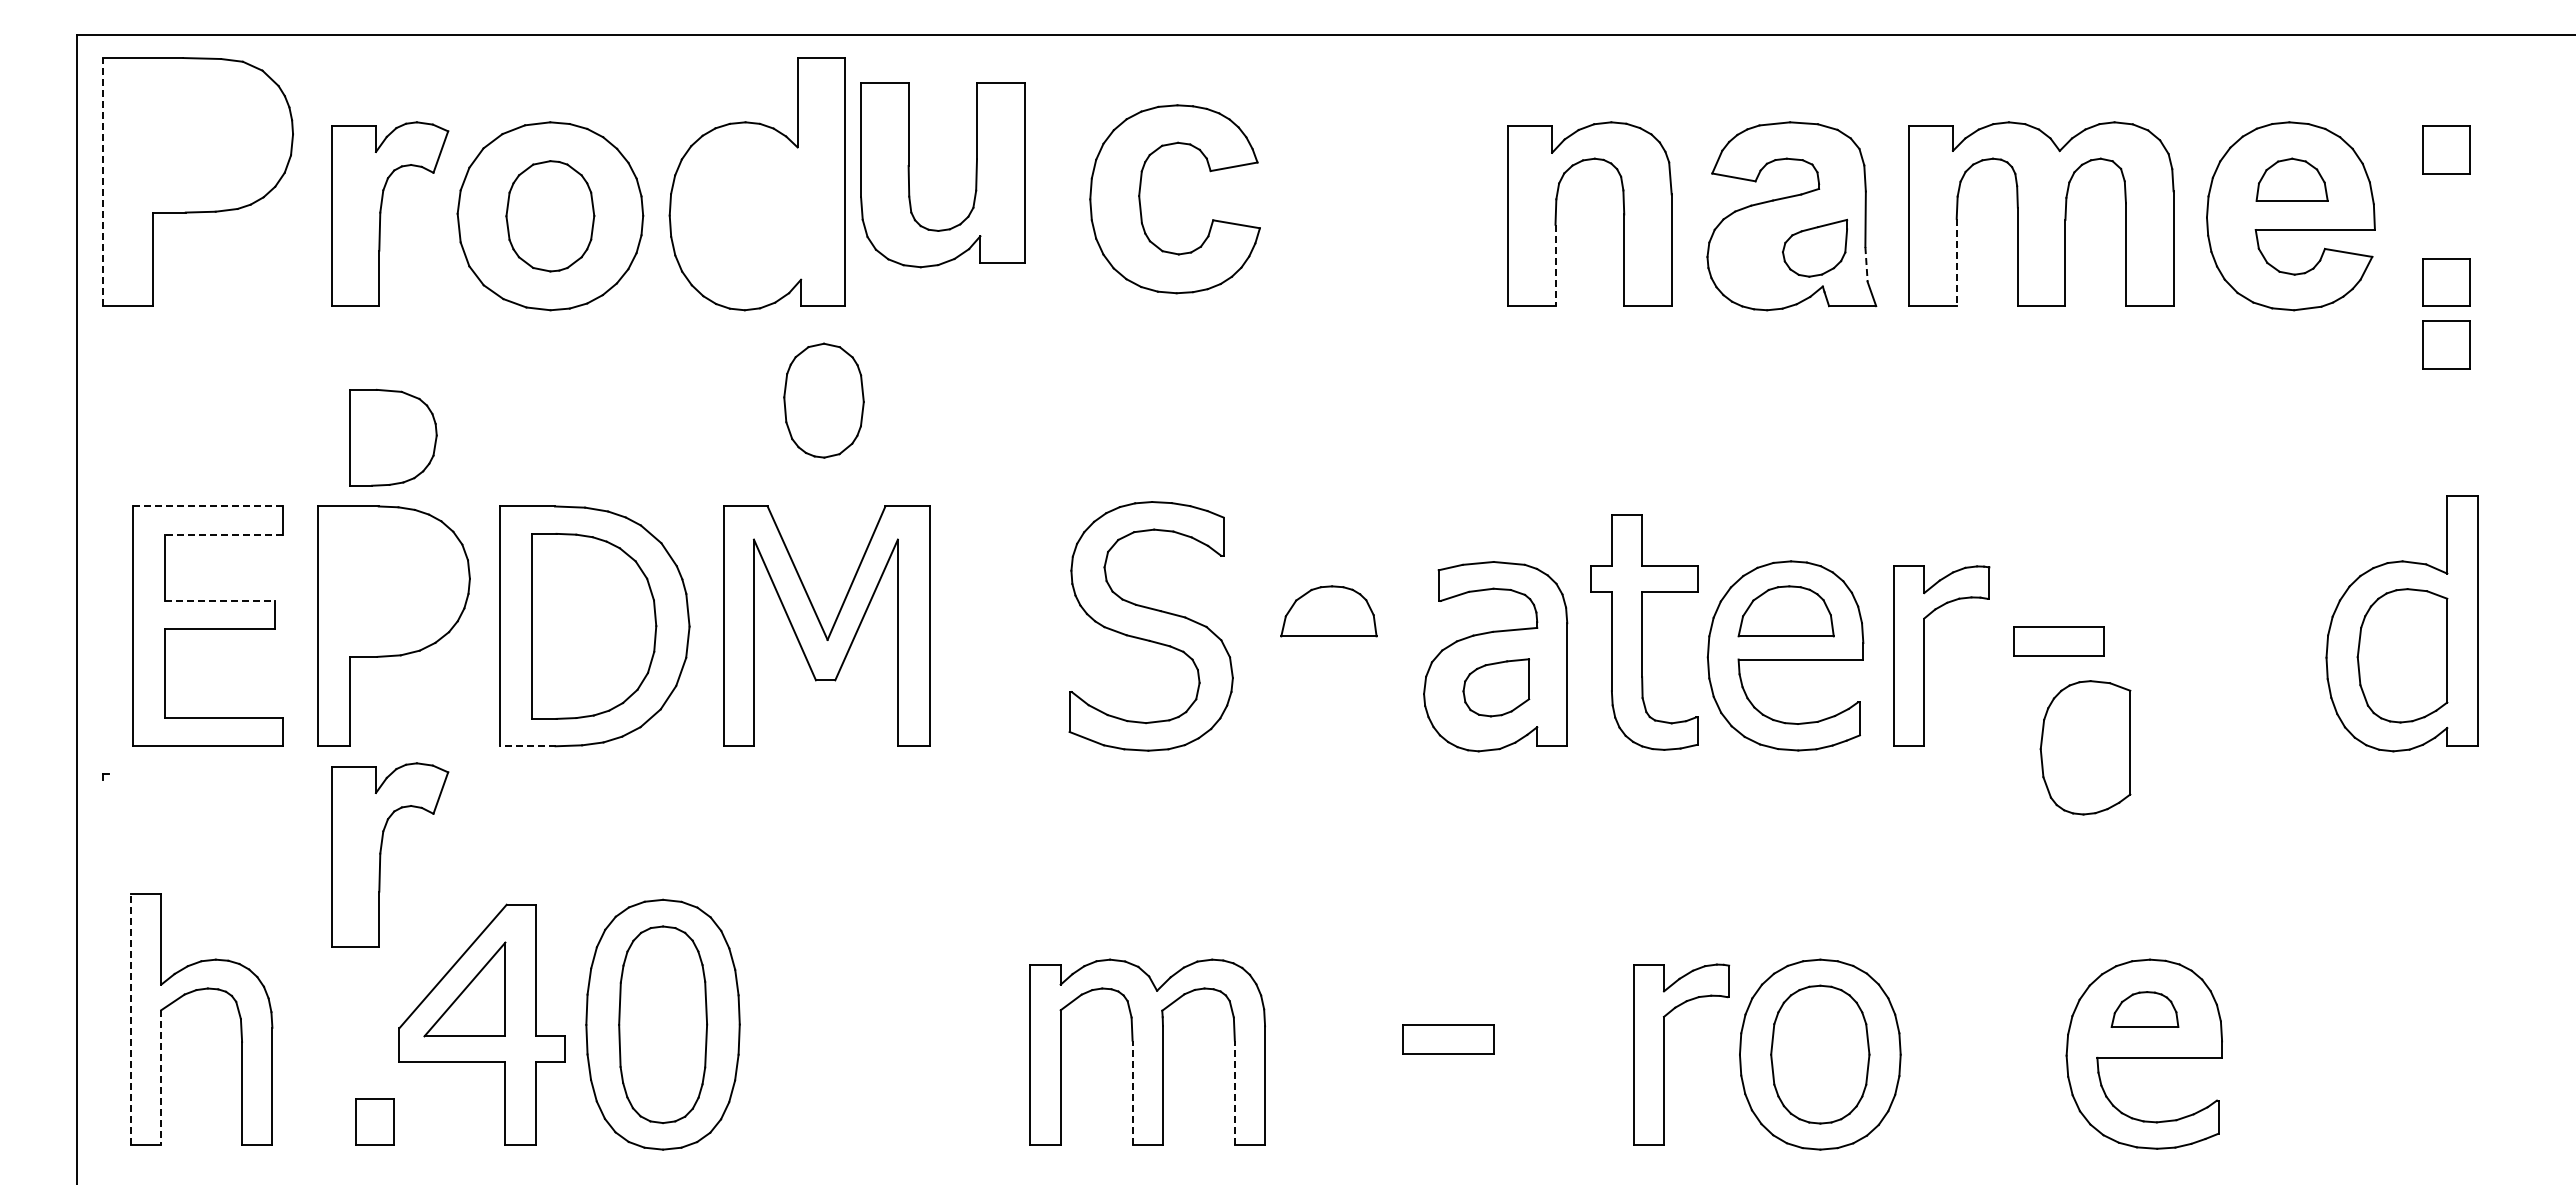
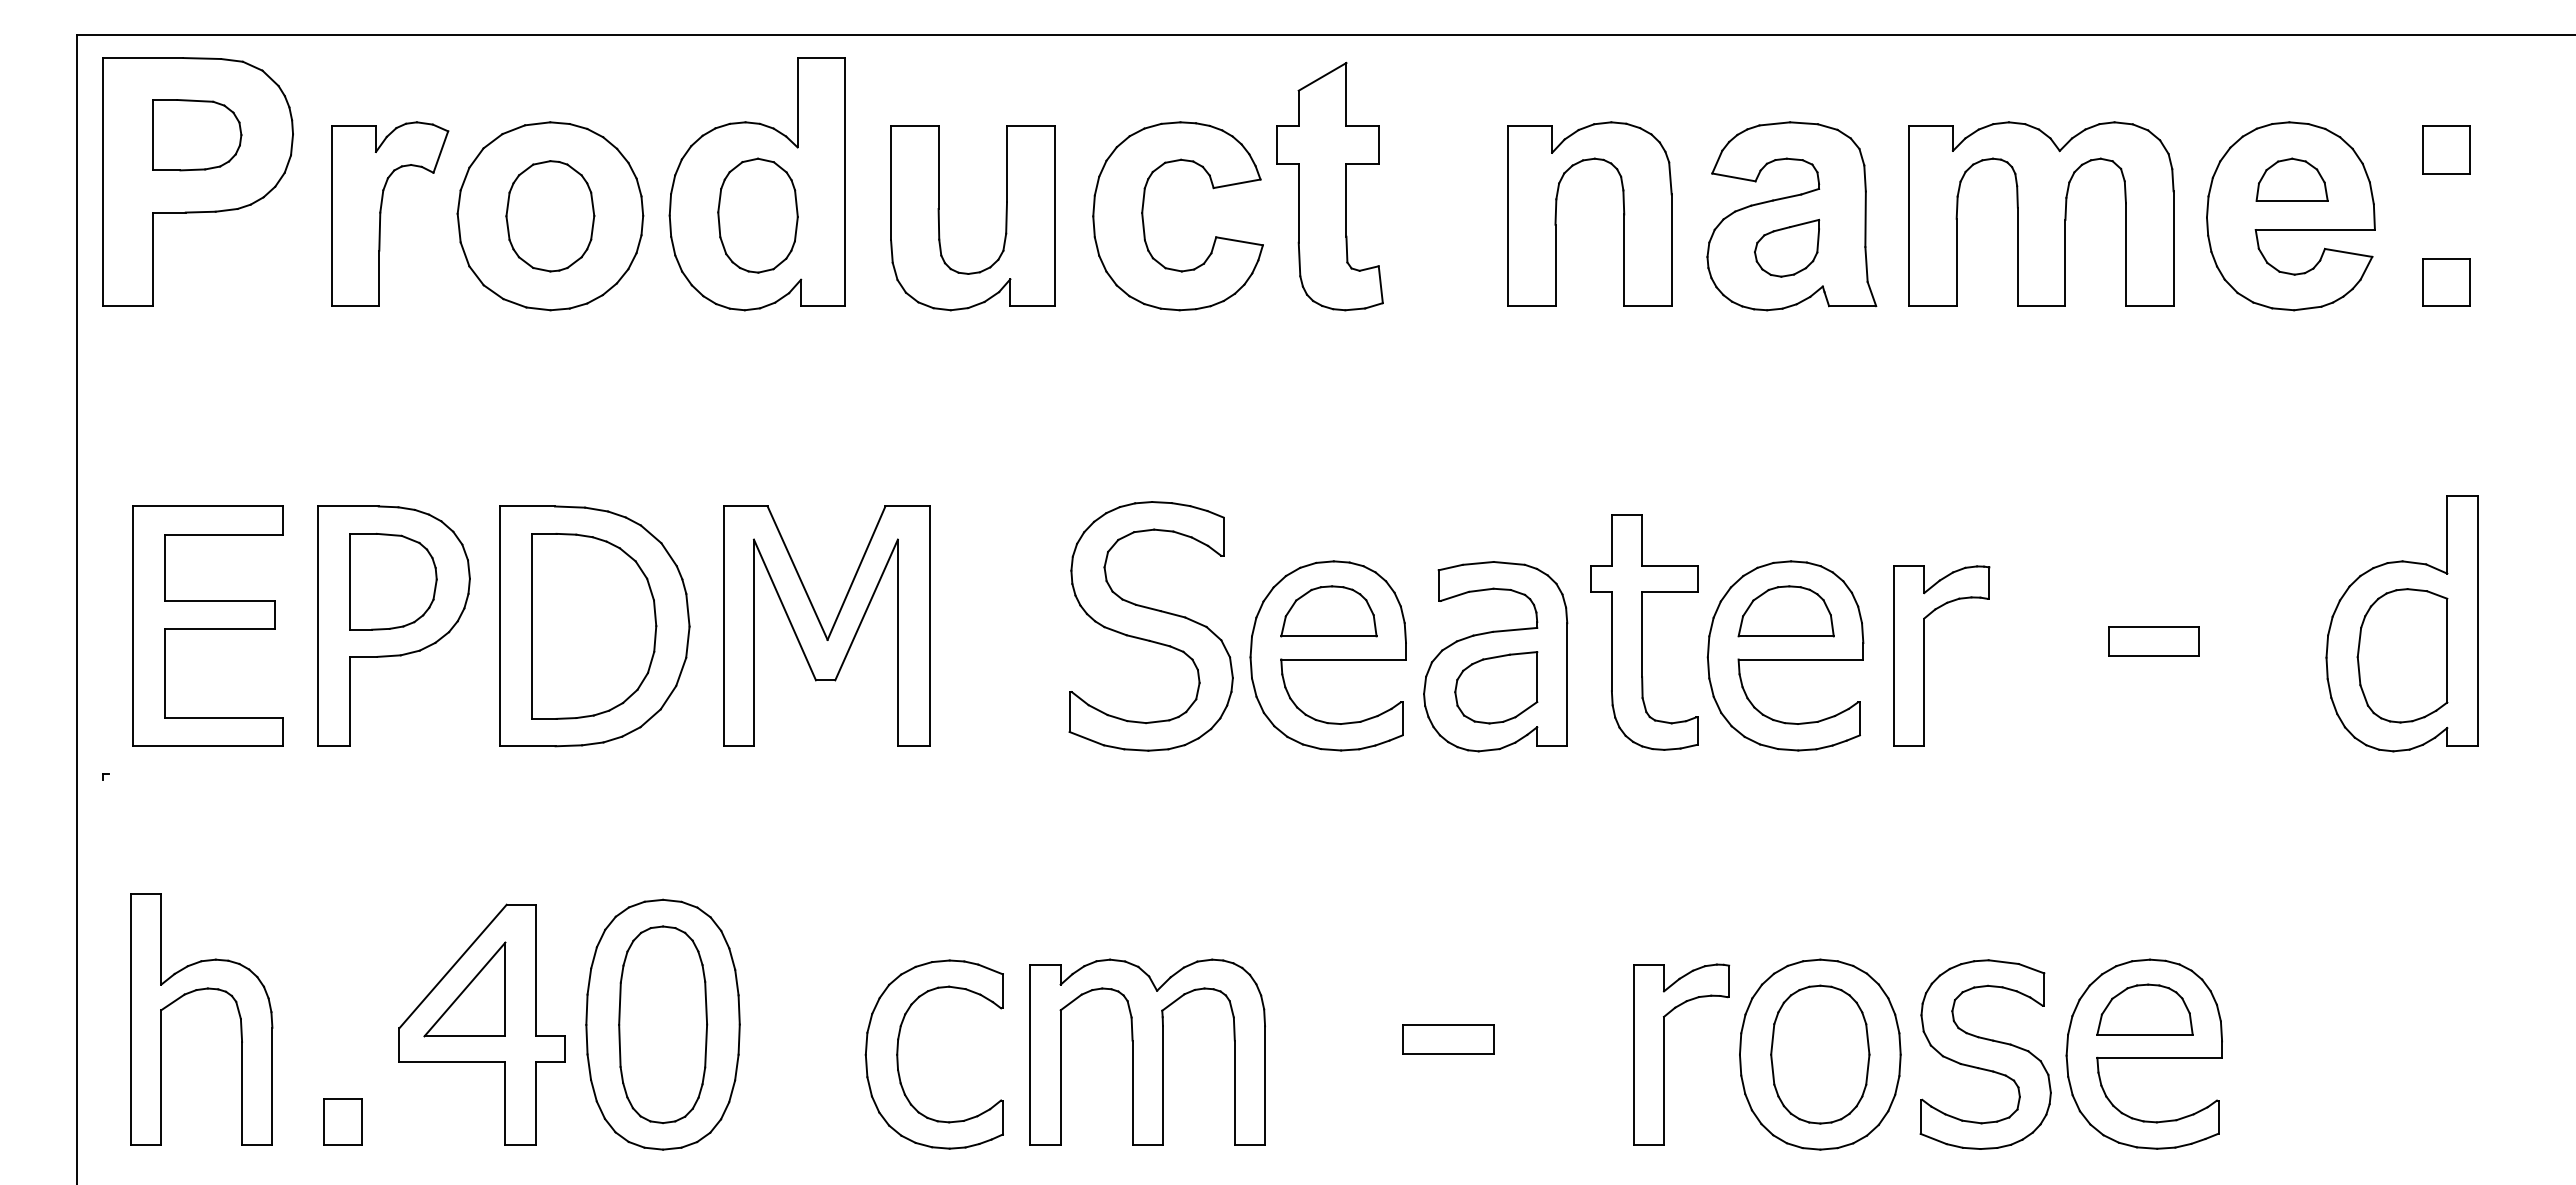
part: none -> present (197, 135)
part position: (909, 175) -> (939, 218) (939, 218)
line: dashed -> solid (102, 181)
part: none -> present (1329, 186)
part position: (1141, 206) -> (1144, 223) (1144, 223)
part position: (1815, 247) -> (1787, 247) (1787, 247)
line: dashed -> solid (1956, 262)
line: dashed -> solid (1866, 264)
line: dashed -> solid (1555, 265)
part: present -> none (2446, 344)
part position: (823, 400) -> (757, 215) (757, 215)
part position: (393, 437) -> (393, 581) (393, 581)
line: dashed -> solid (208, 506)
line: dashed -> solid (223, 534)
line: dashed -> solid (220, 600)
part position: (2058, 641) -> (2153, 641) (2153, 641)
part: none -> present (1327, 655)
part size: 69x60 px -> 85x74 px (1496, 687)
line: dashed -> solid (527, 746)
part: present -> none (2085, 747)
part: present -> none (381, 854)
part size: 70x37 px -> 98x53 px (2144, 1009)
line: dashed -> solid (130, 1018)
part: none -> present (898, 1054)
part: none -> present (1985, 1054)
line: dashed -> solid (161, 1077)
line: dashed -> solid (1132, 1092)
line: dashed -> solid (1234, 1092)
part position: (374, 1121) -> (342, 1121) (342, 1121)
